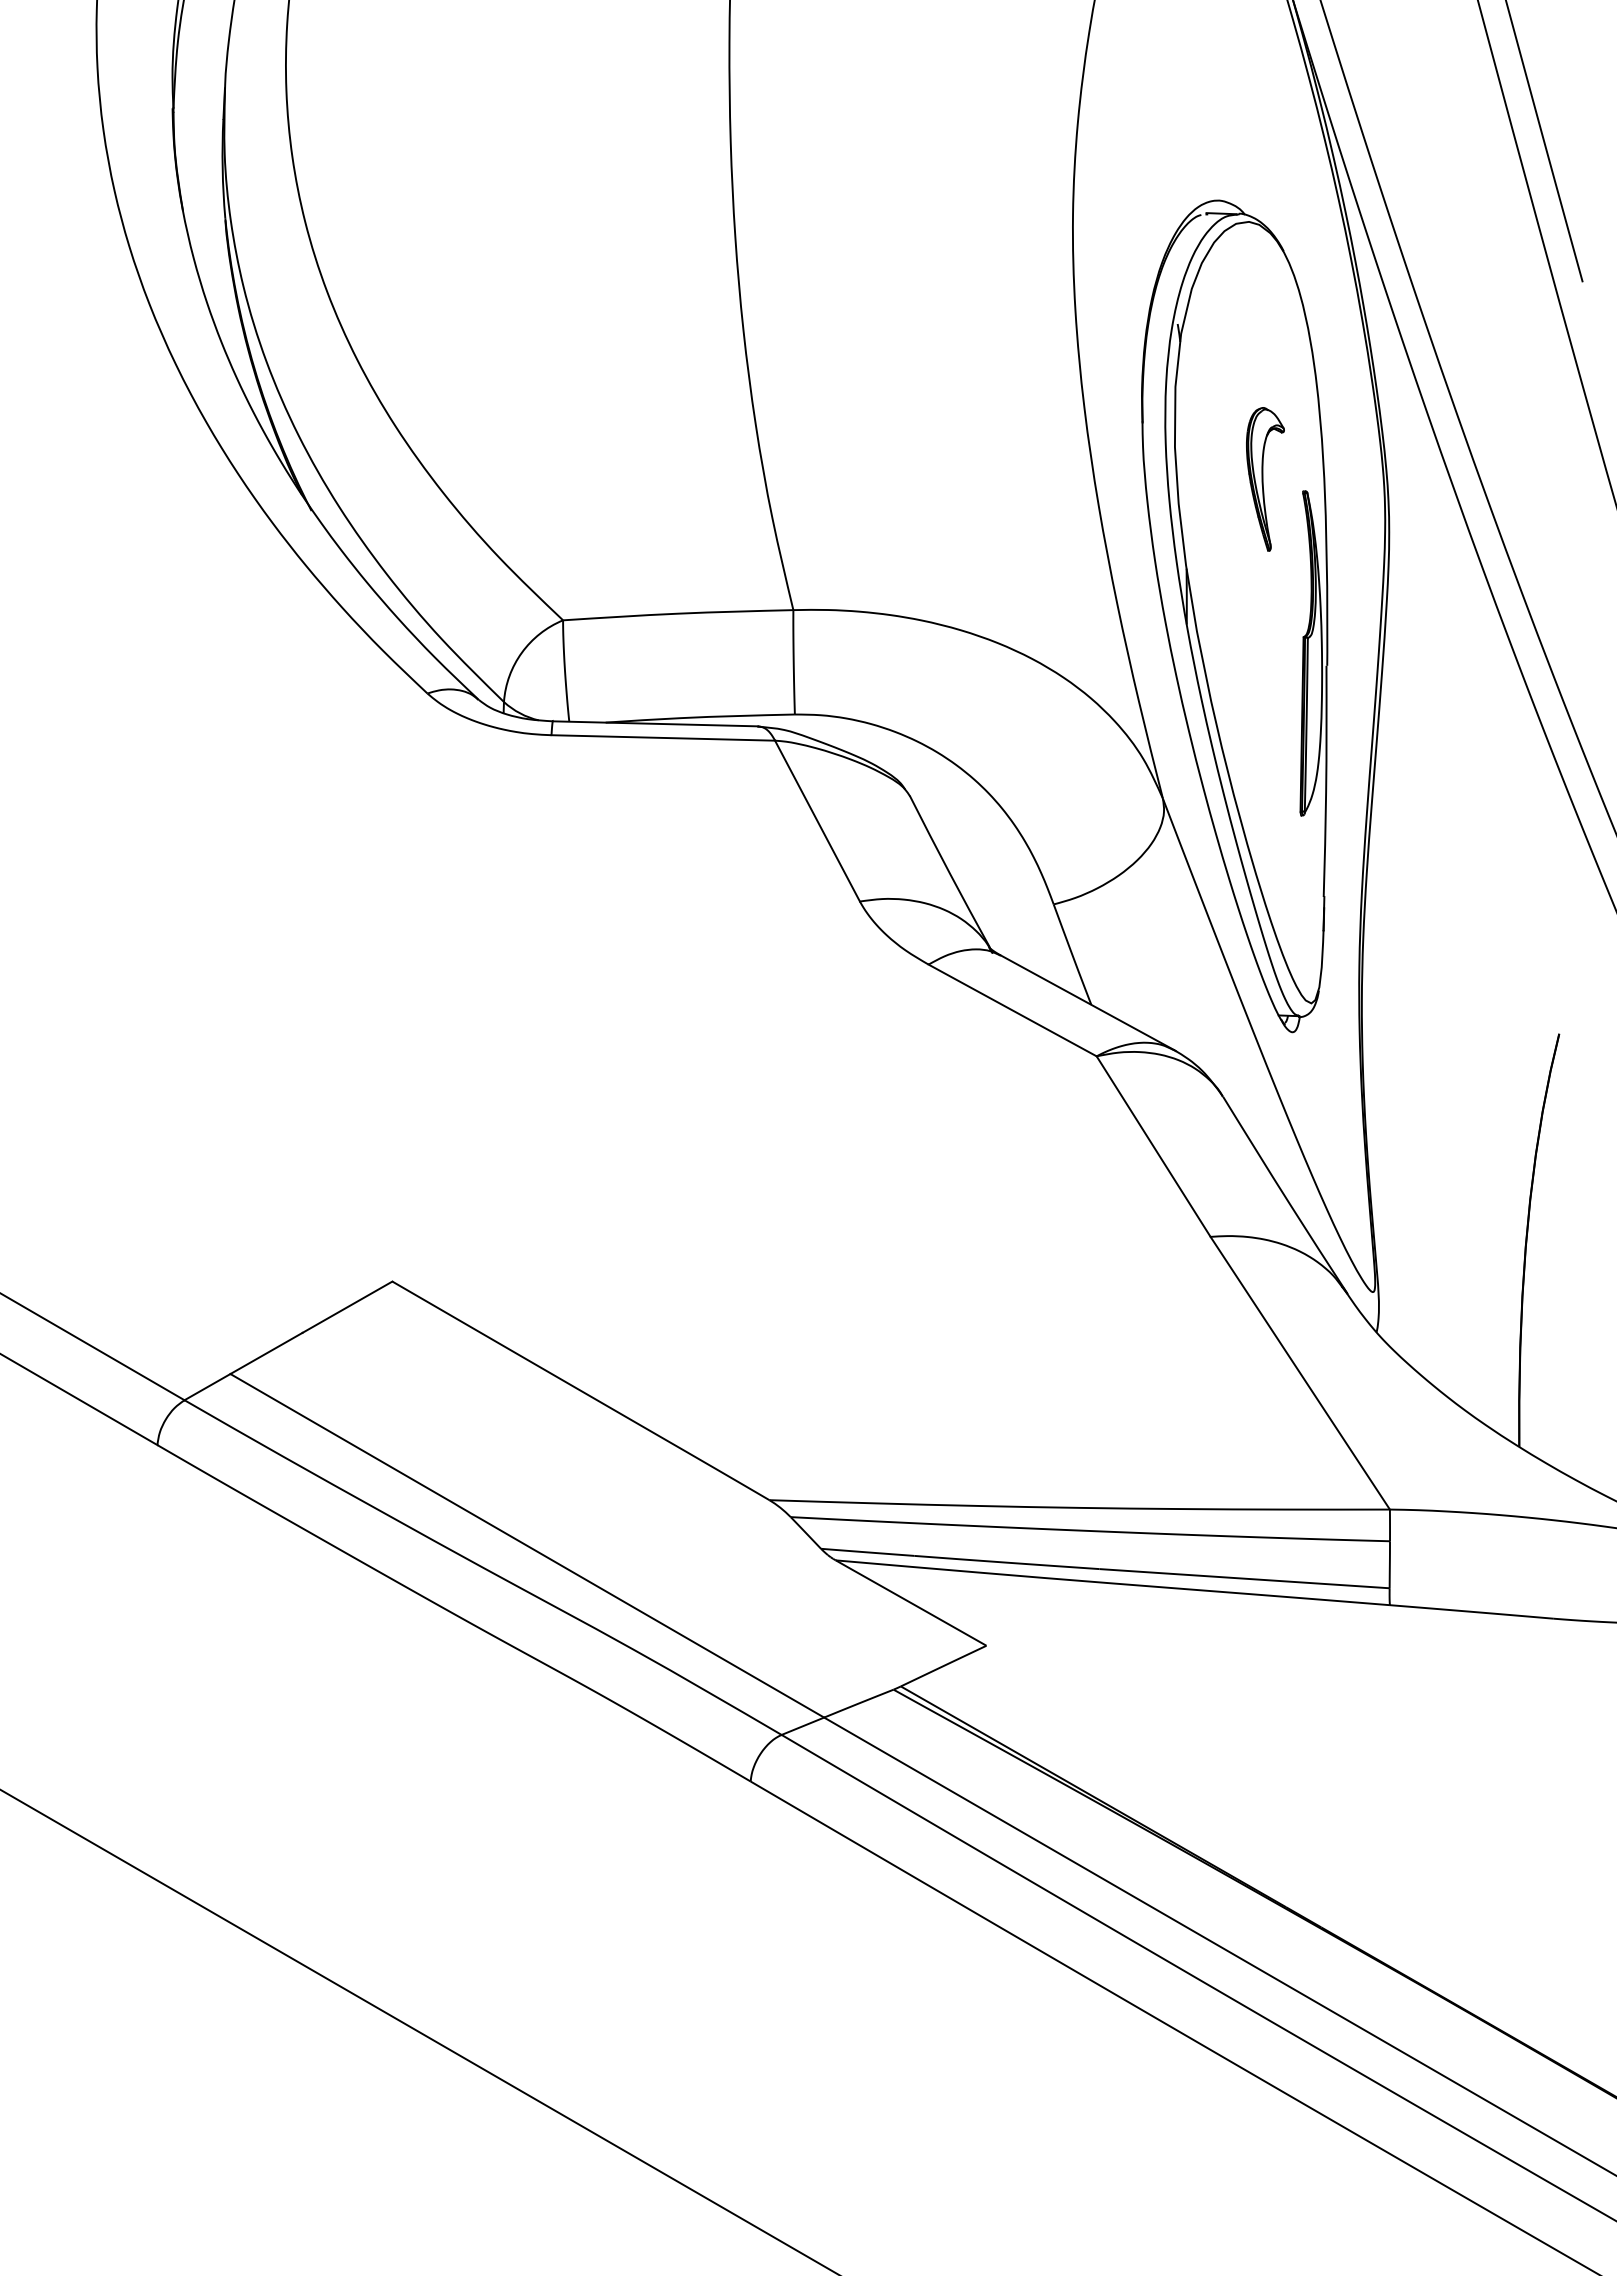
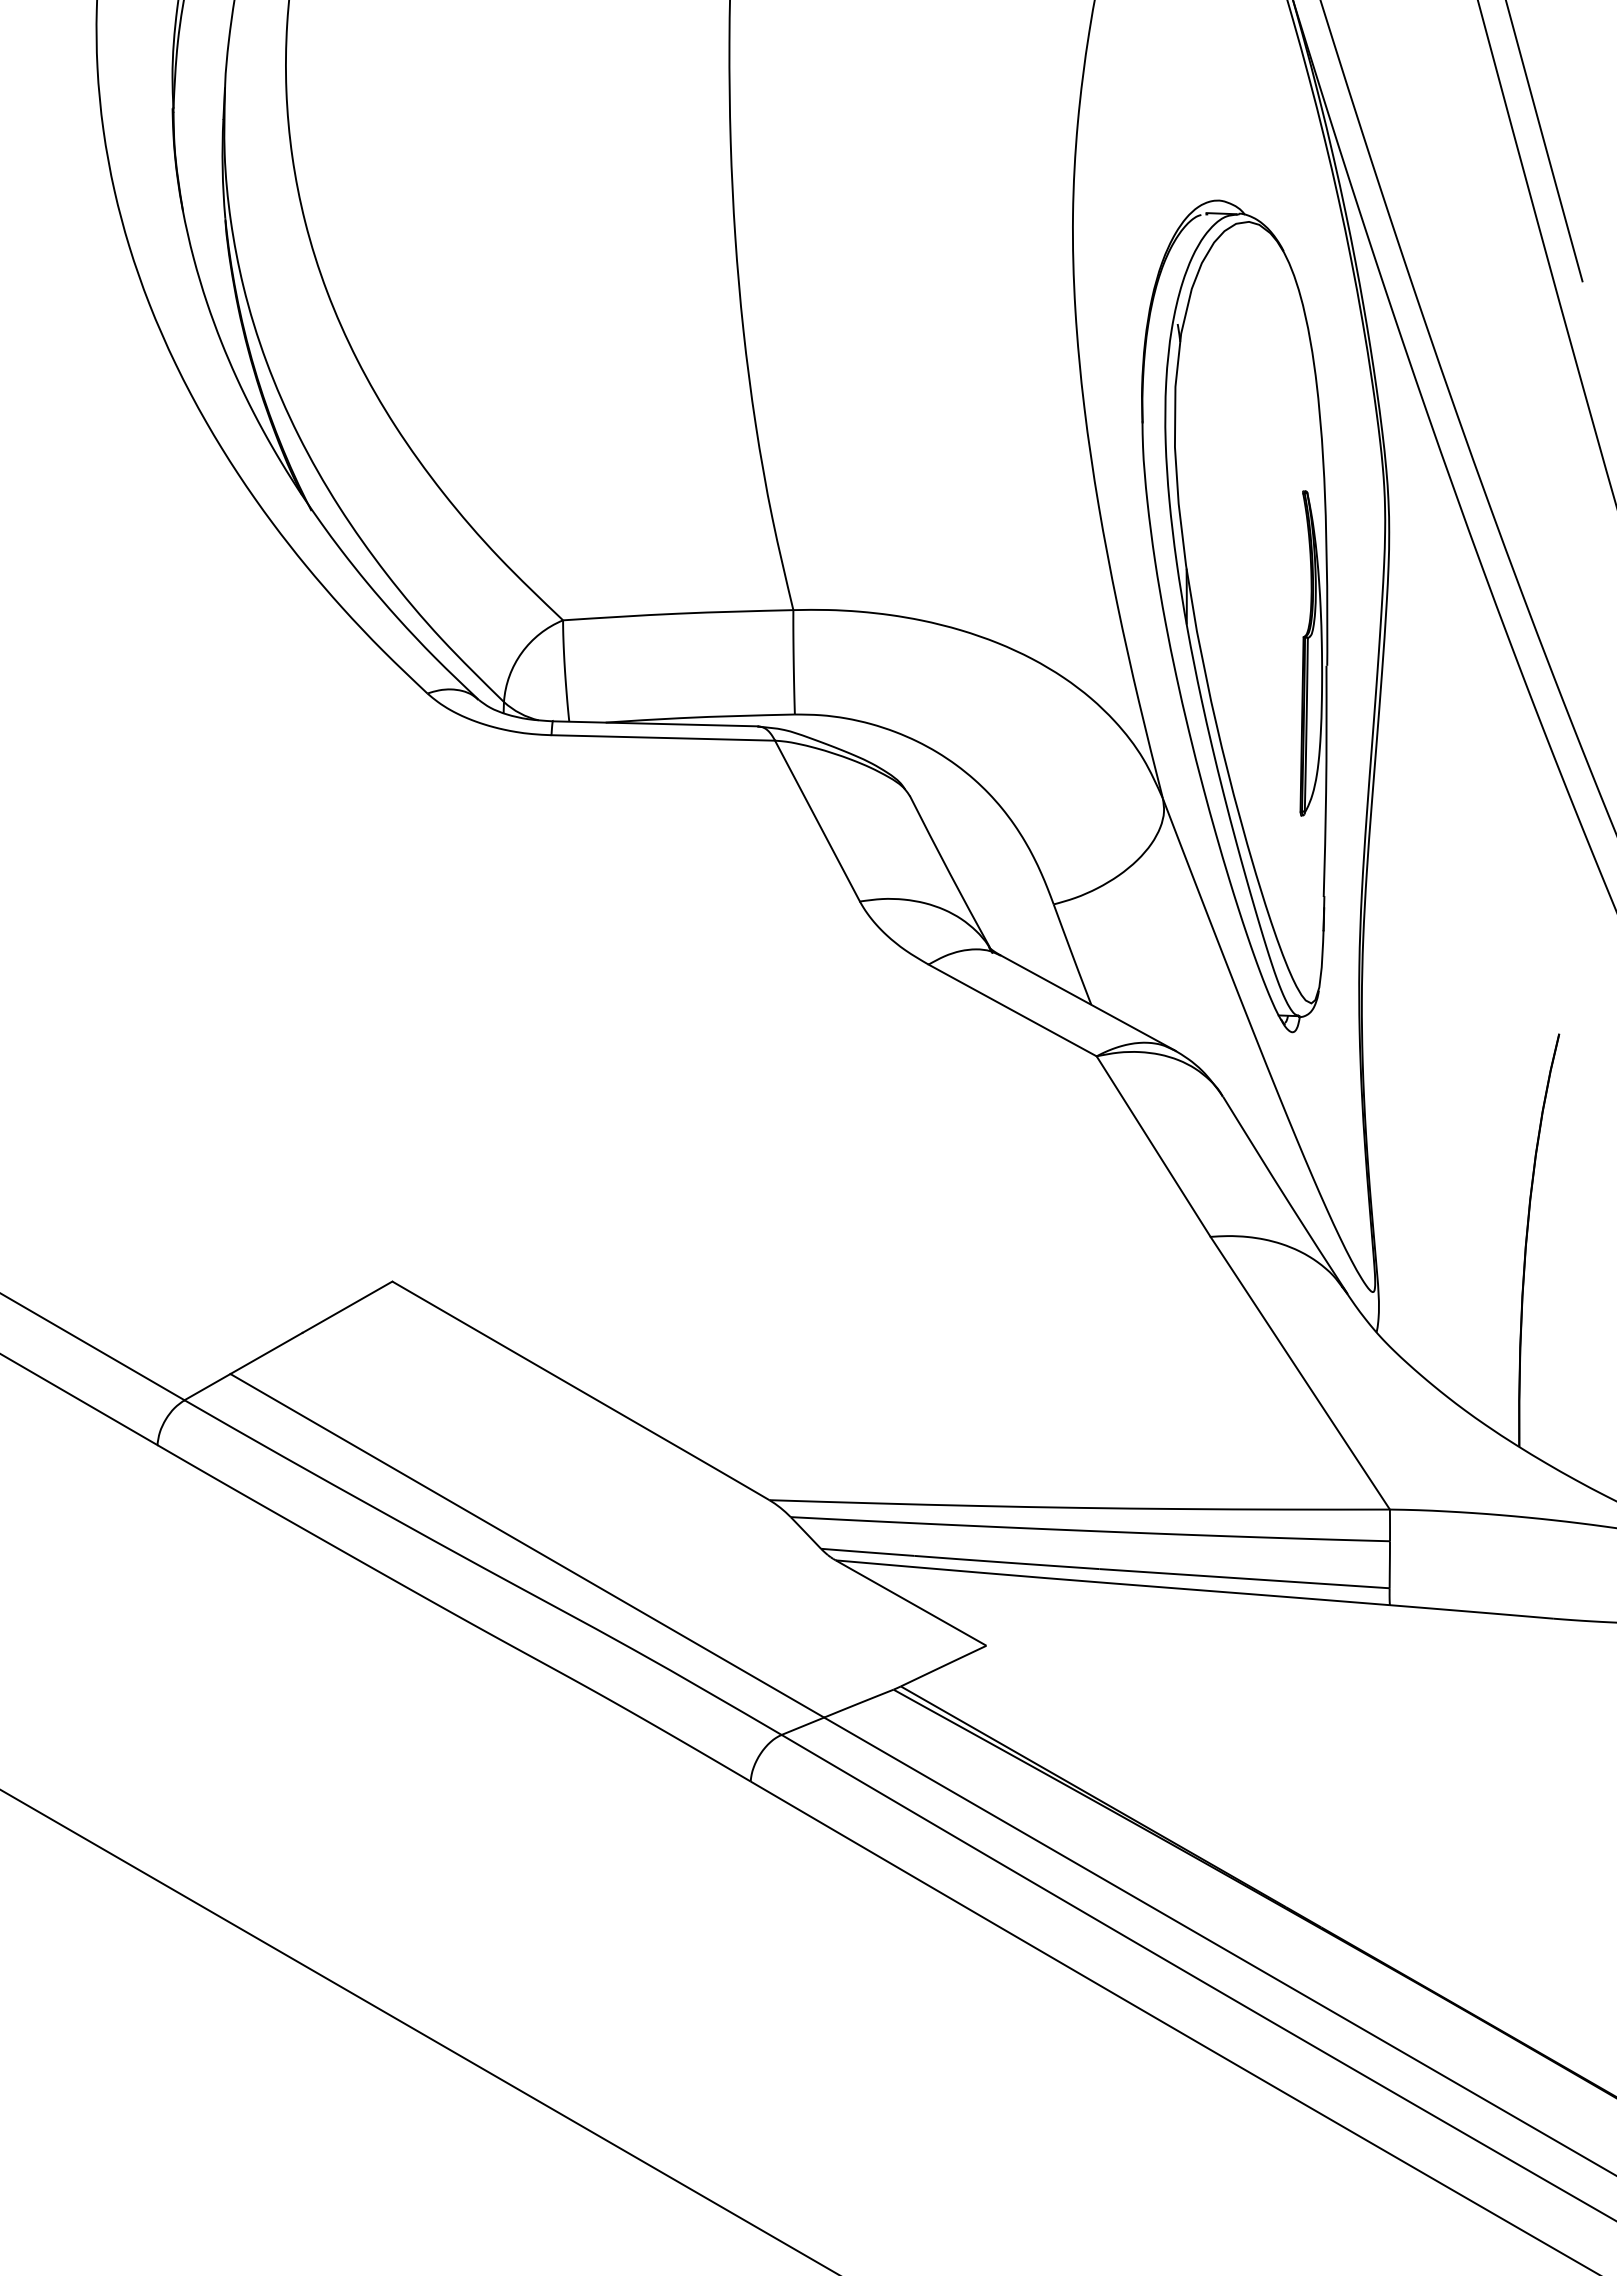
part: present -> none (1265, 479)
